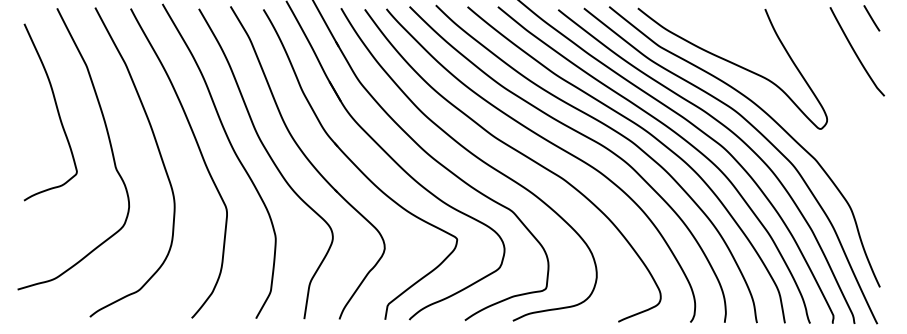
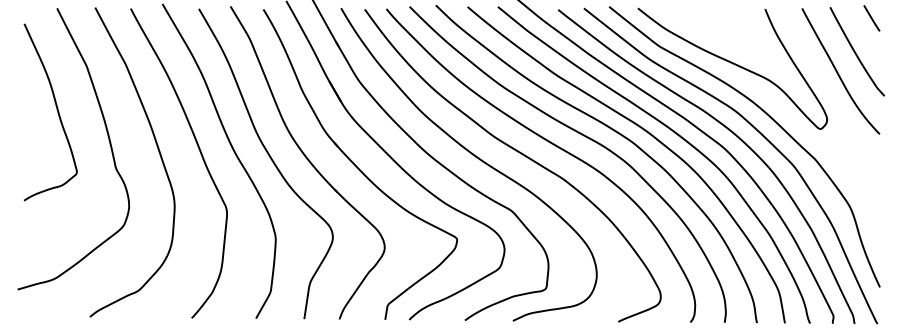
curve: none -> present (838, 72)
